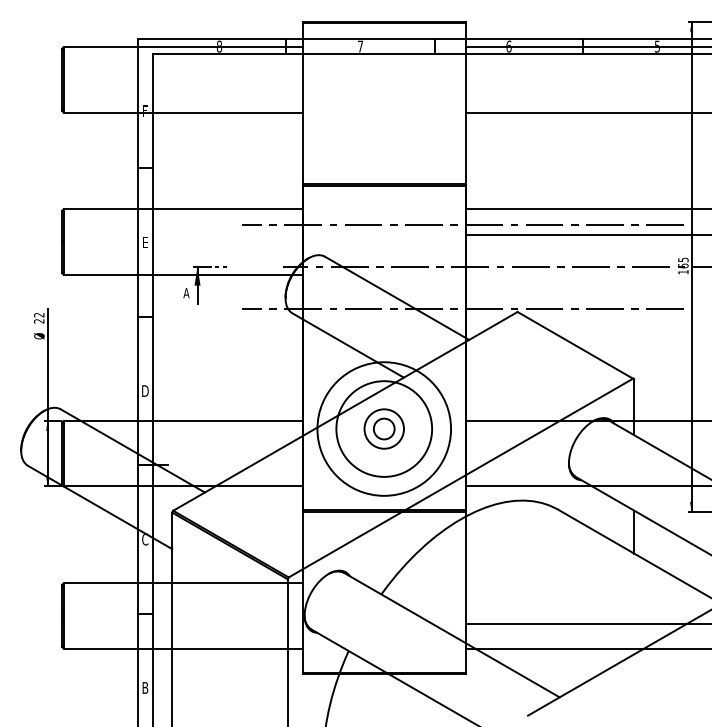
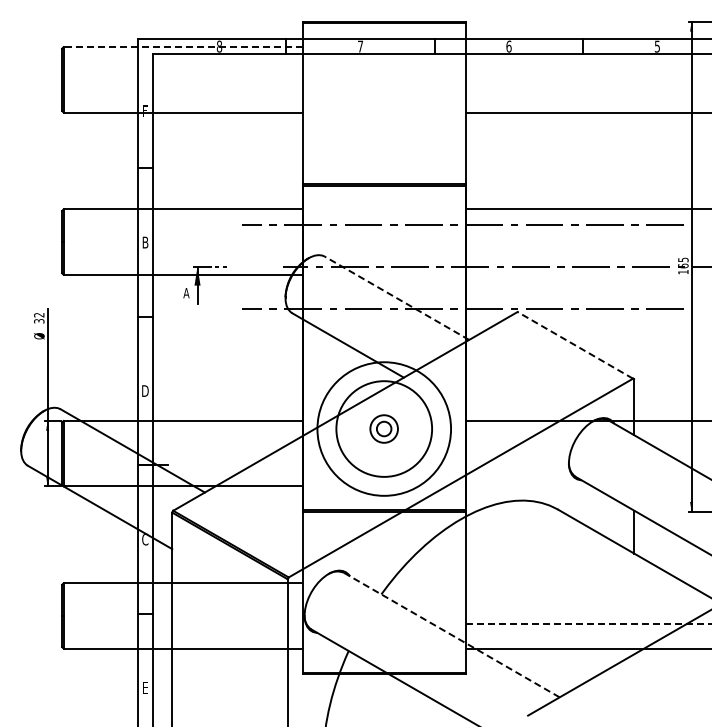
line: solid -> dashed (183, 47)
line: present -> none (586, 47)
line: present -> none (586, 234)
text: E -> B (145, 242)
line: solid -> dashed (396, 298)
text: 22 -> 32 (39, 321)
line: solid -> dashed (575, 345)
part size: 42x42 px -> 30x30 px (383, 428)
line: present -> none (586, 486)
line: solid -> dashed (588, 623)
line: solid -> dashed (451, 635)
text: B -> E (145, 687)
